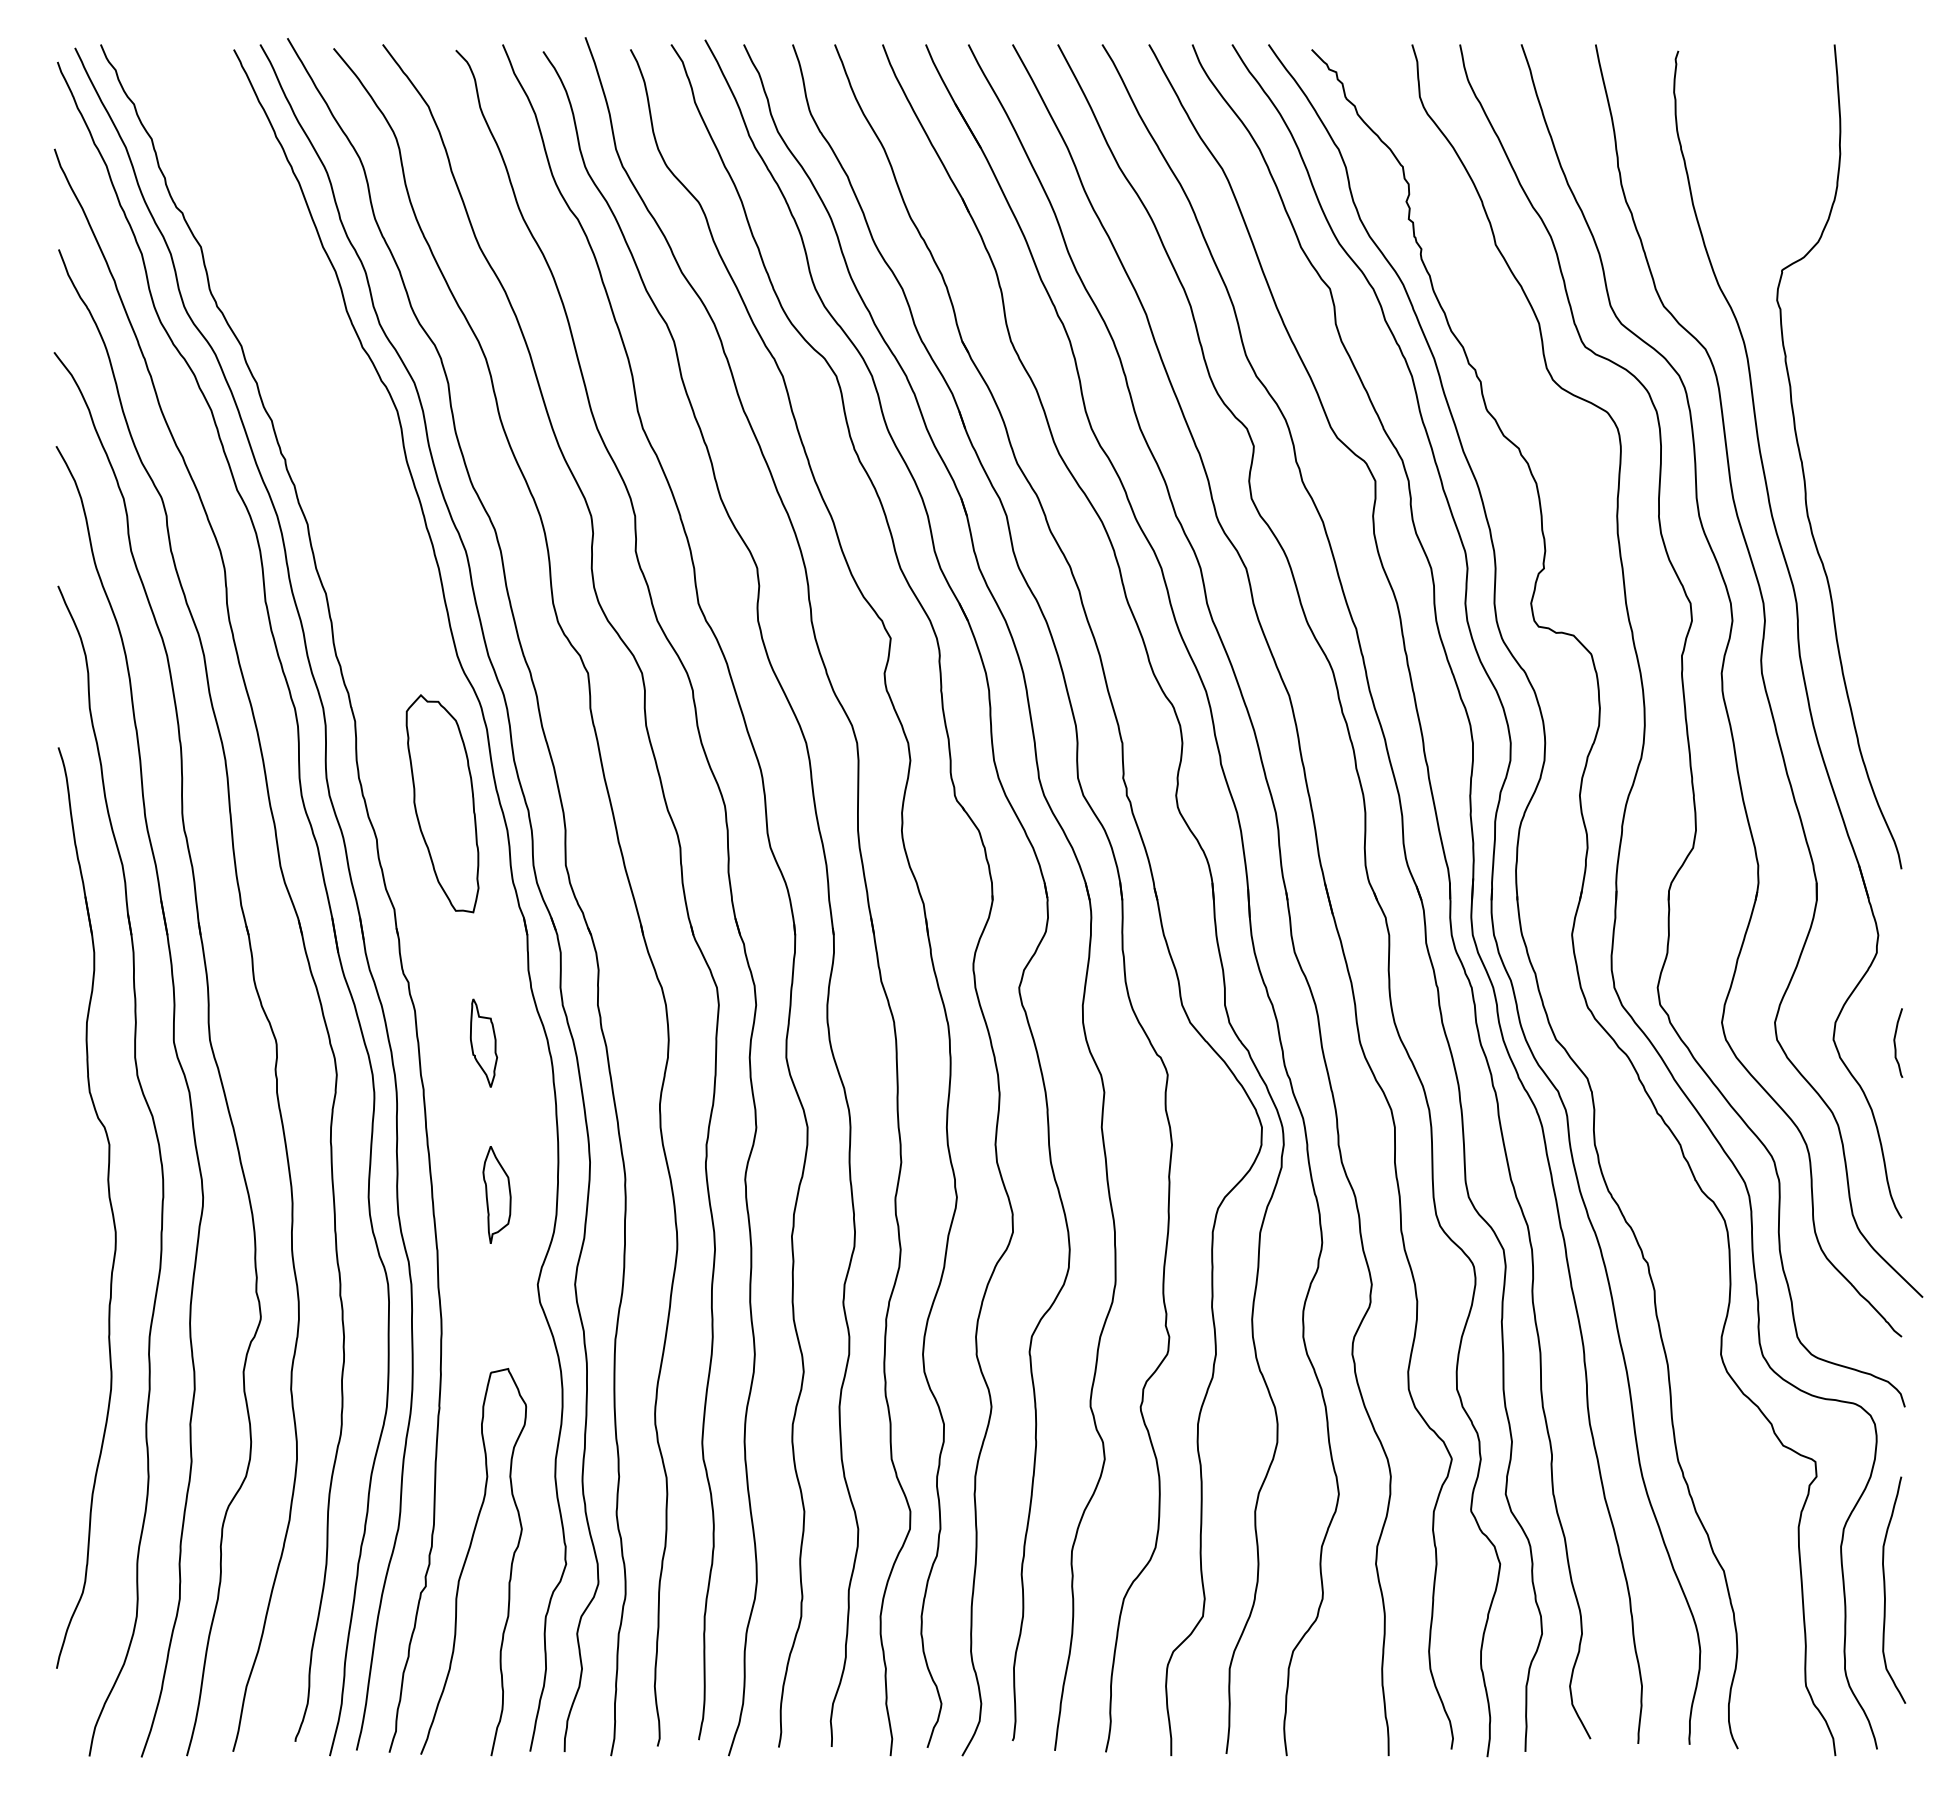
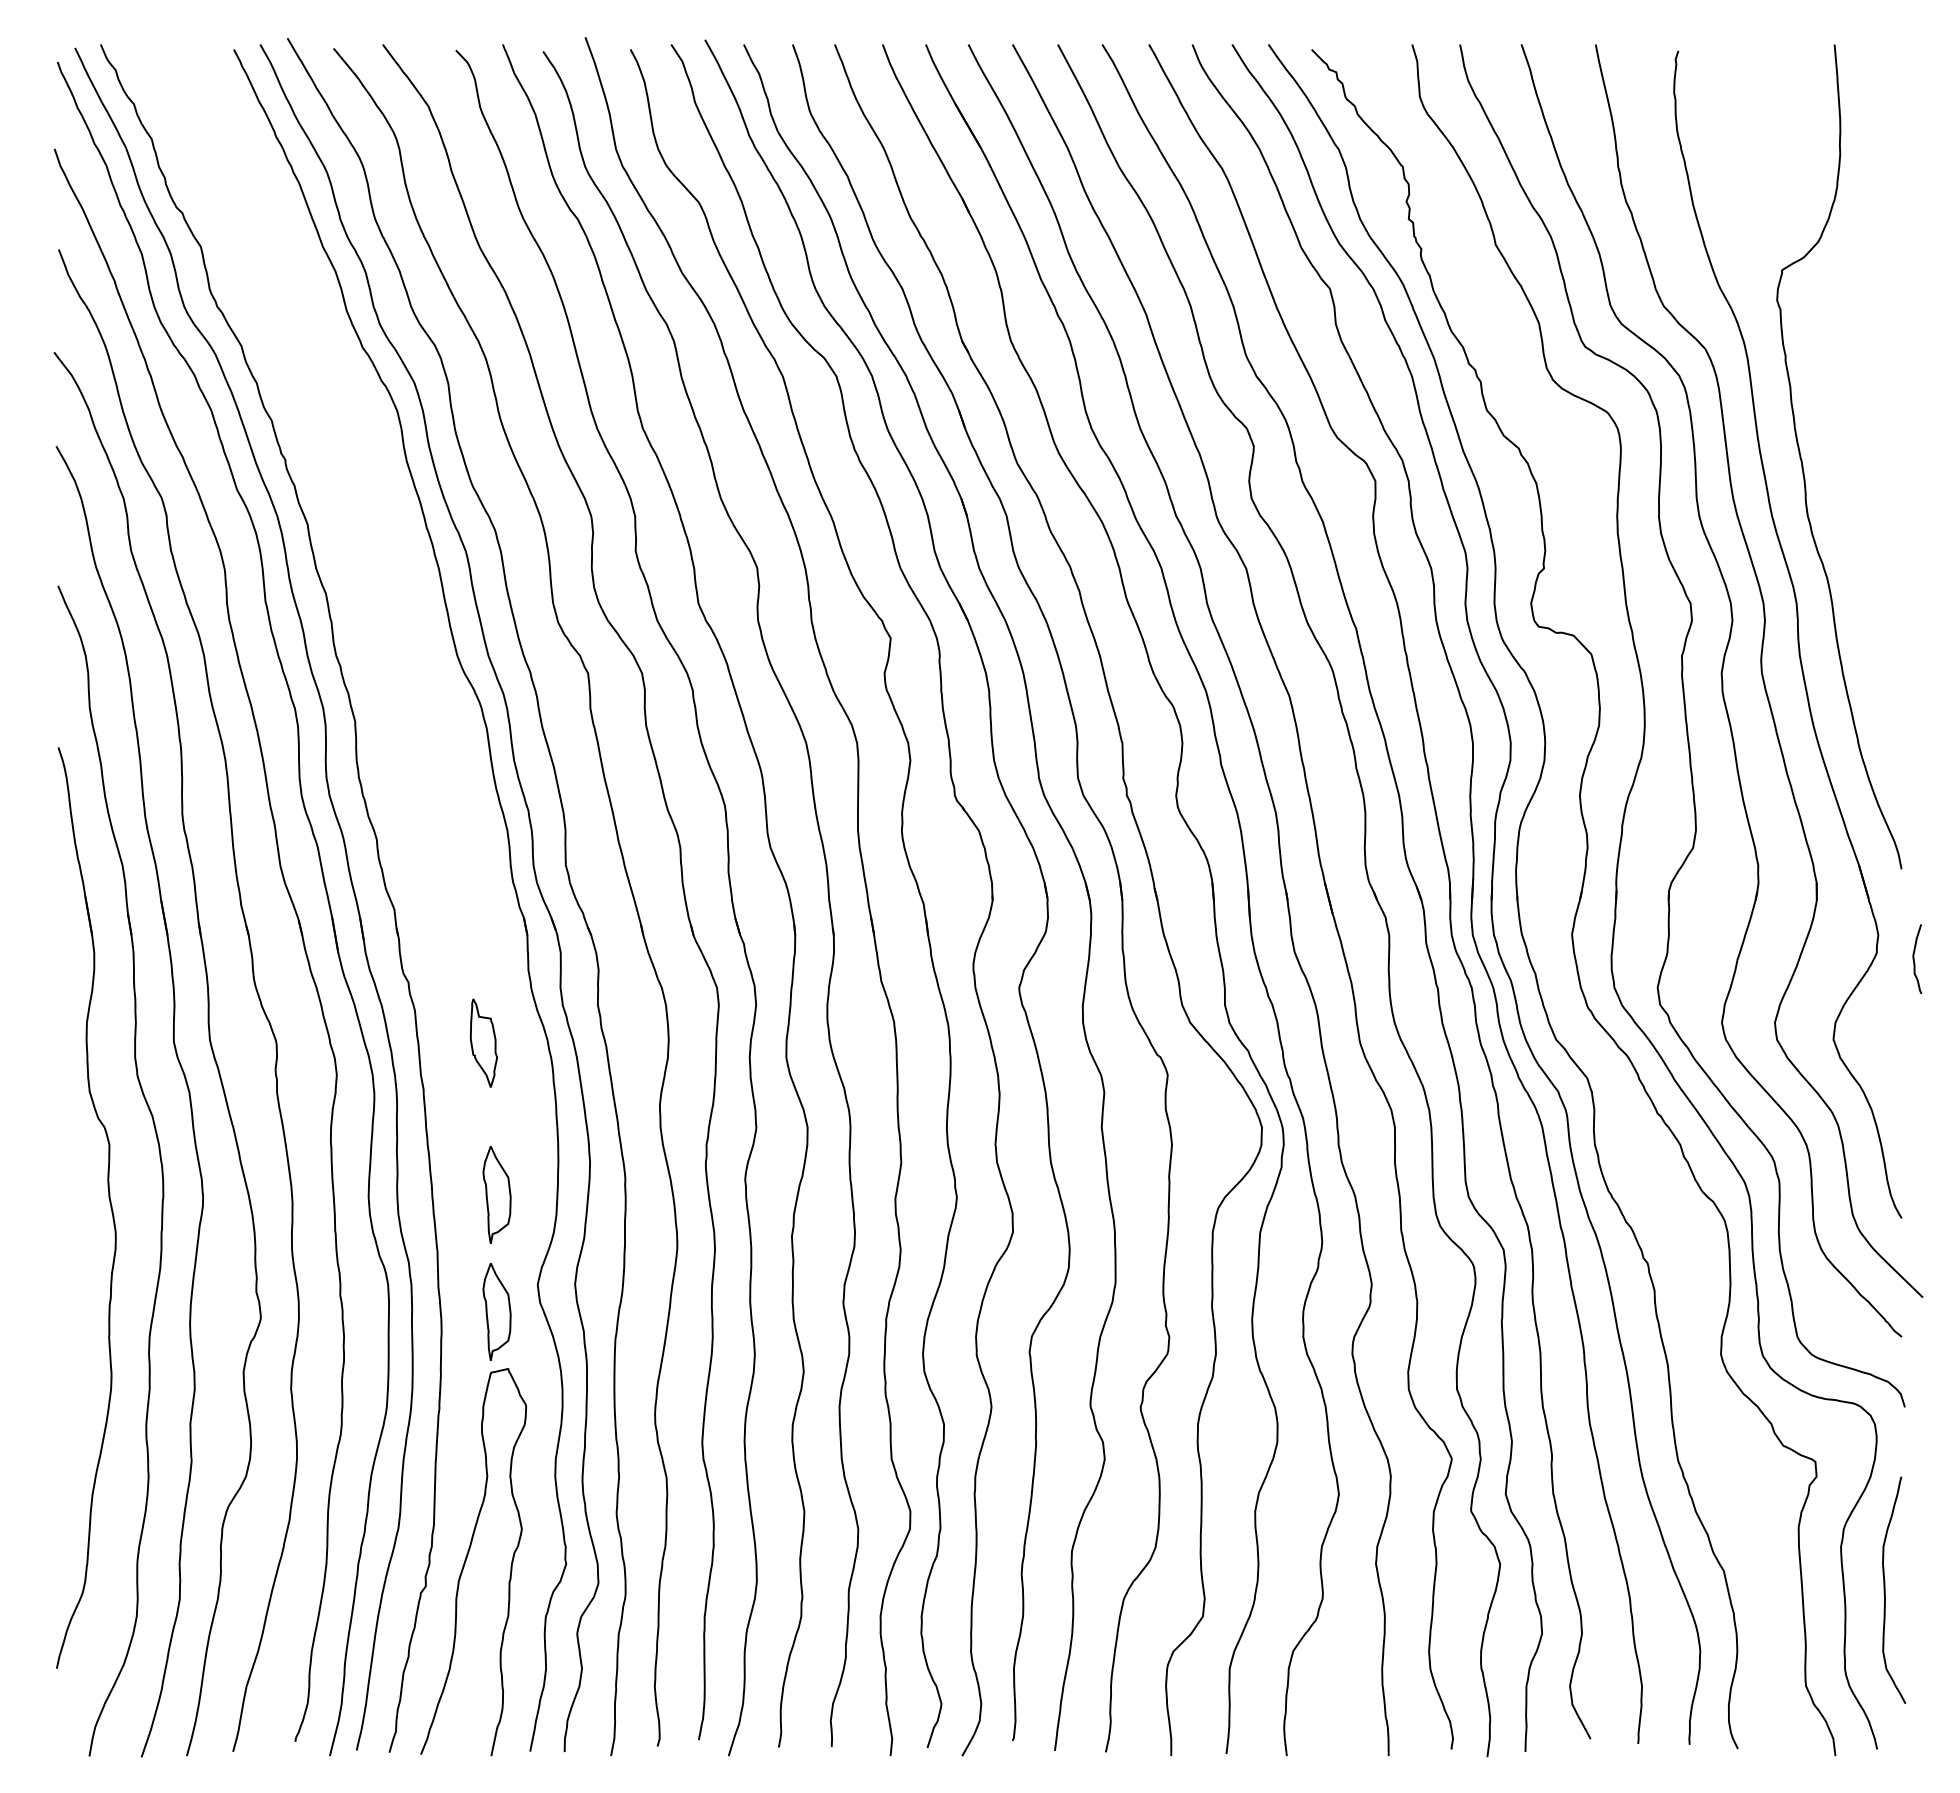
part: present -> none (442, 803)
curve position: (1895, 1042) -> (1914, 958) (1914, 958)
part: none -> present (496, 1311)
